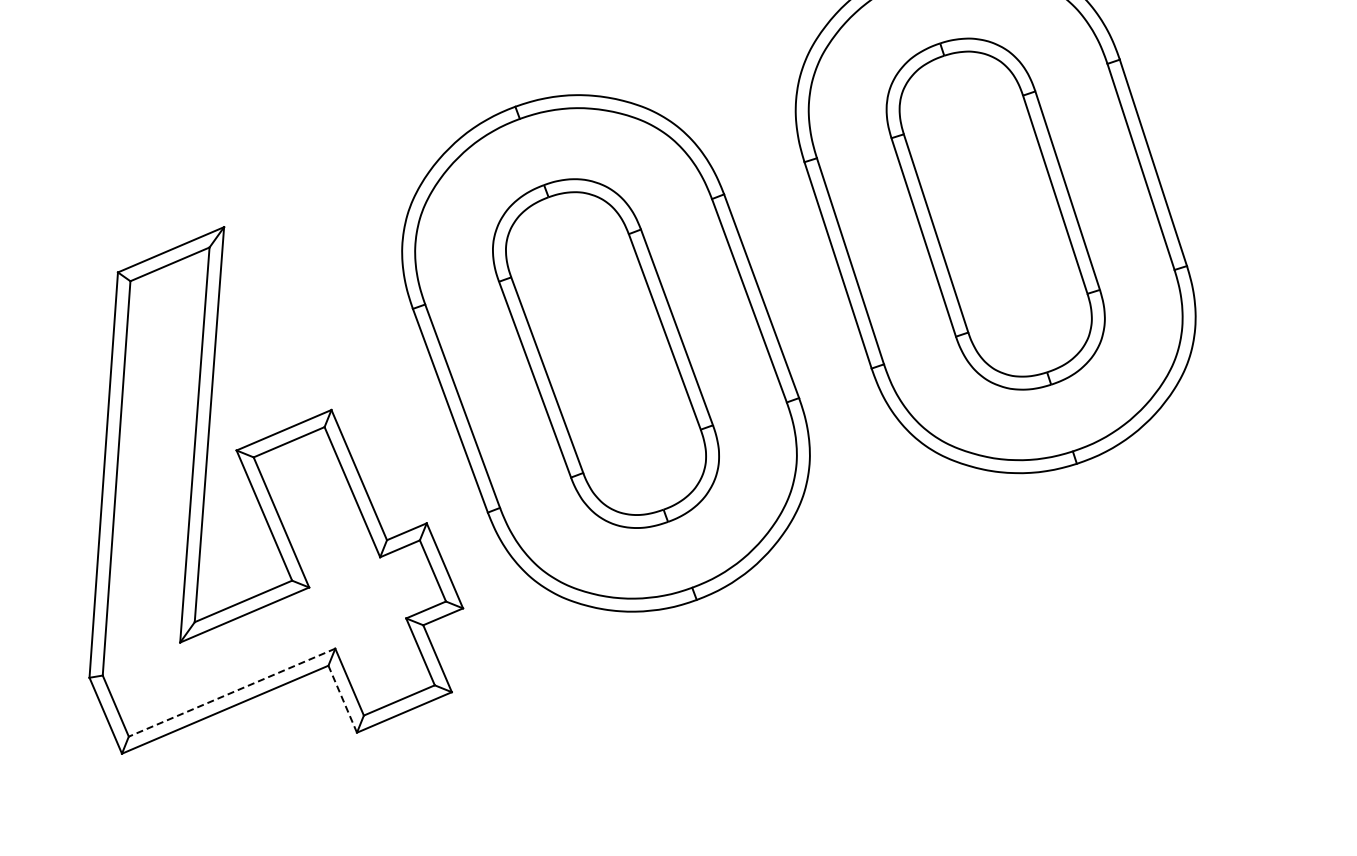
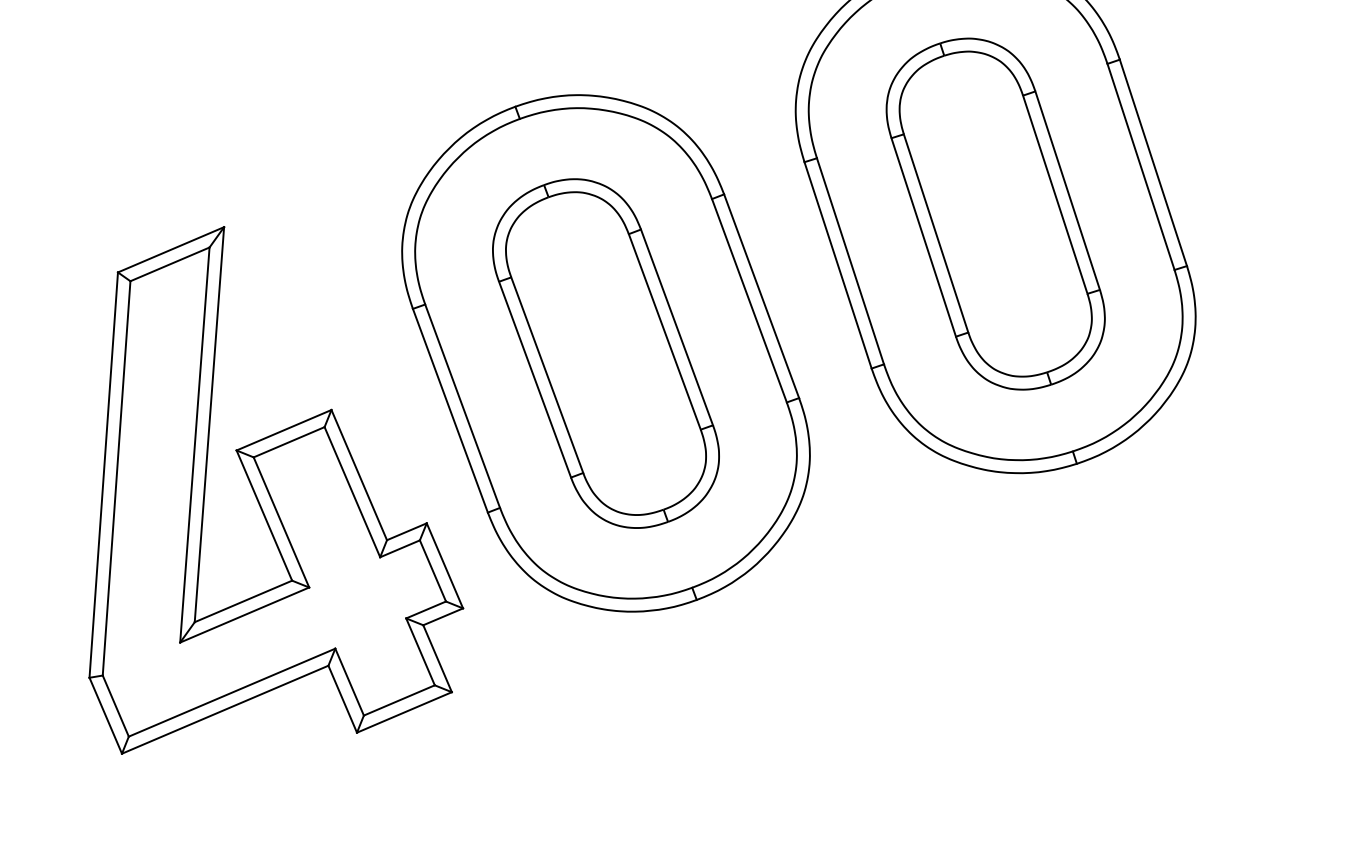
line: dashed -> solid (231, 692)
line: dashed -> solid (342, 698)
